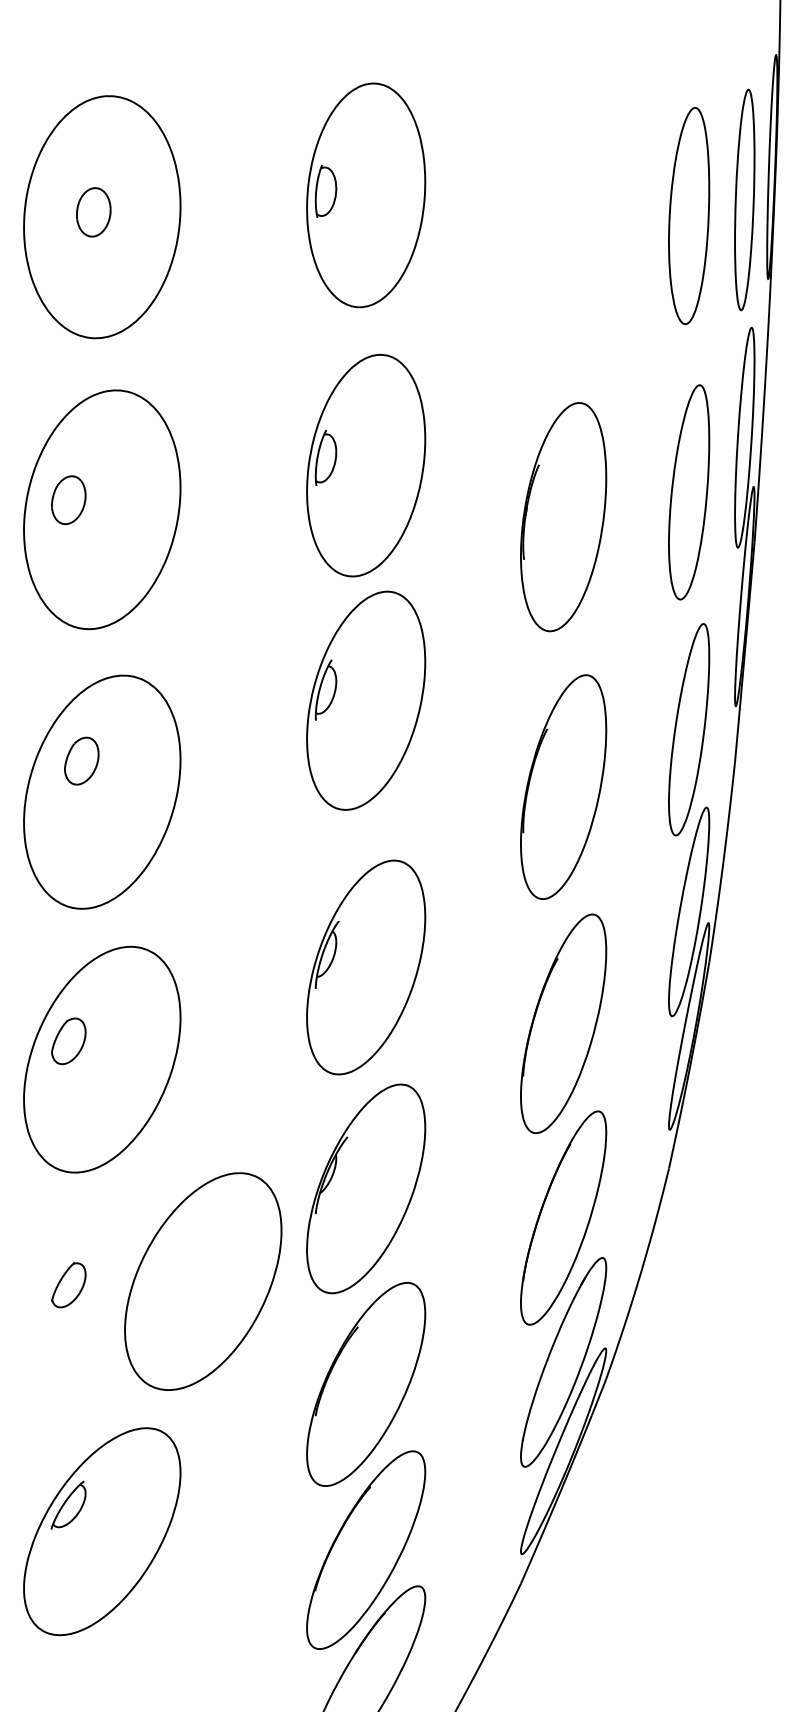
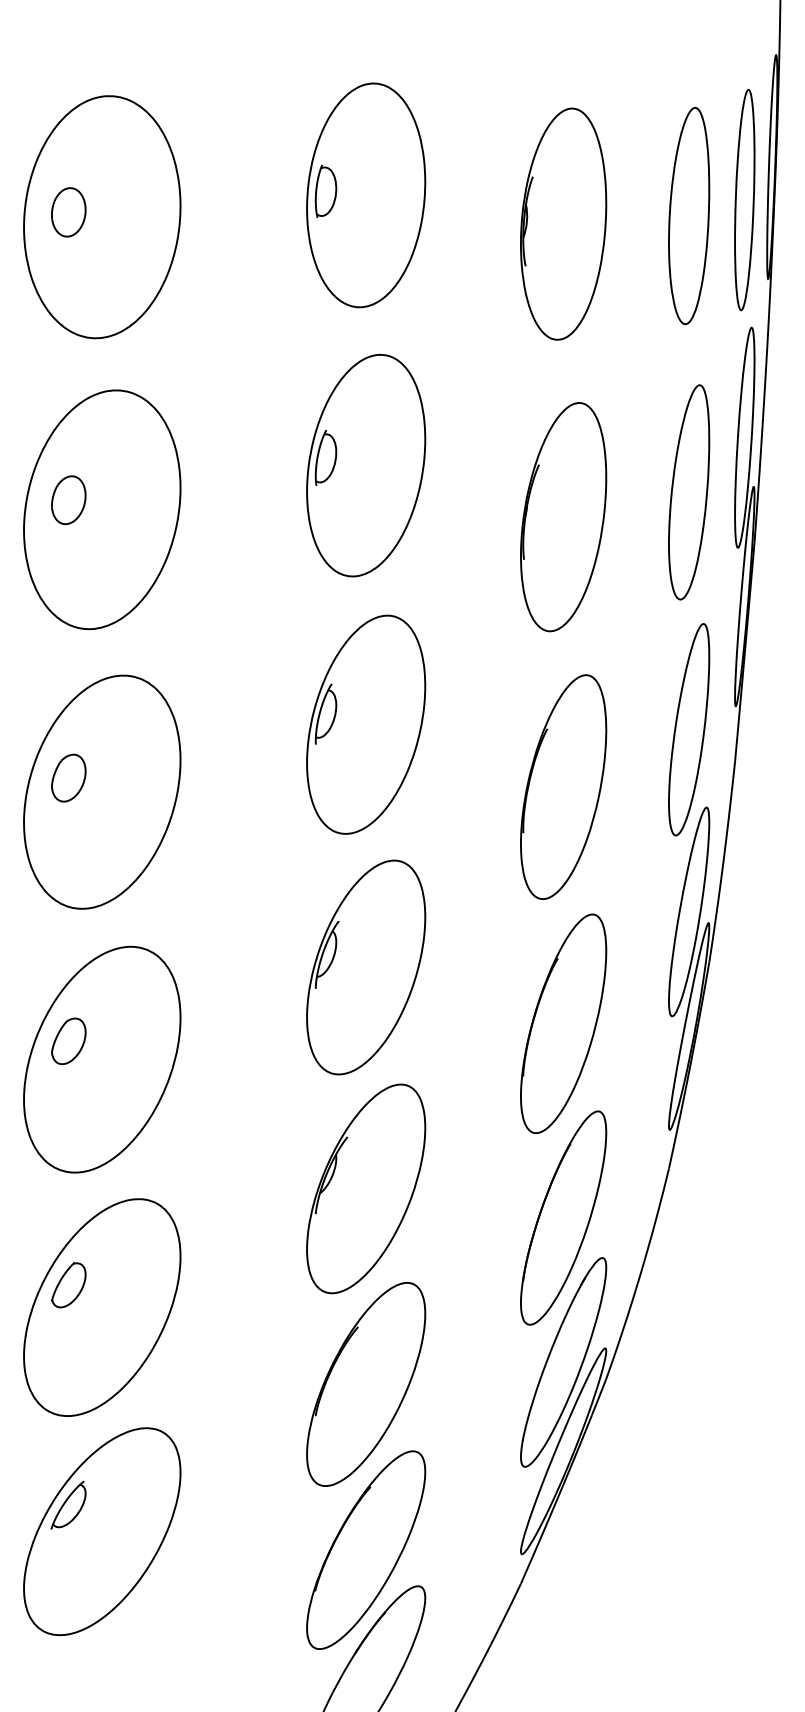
part position: (93, 212) -> (68, 212) (68, 212)
part: none -> present (563, 223)
part position: (366, 700) -> (366, 724) (366, 724)
part position: (81, 760) -> (68, 777) (68, 777)
part position: (203, 1281) -> (102, 1307) (102, 1307)
